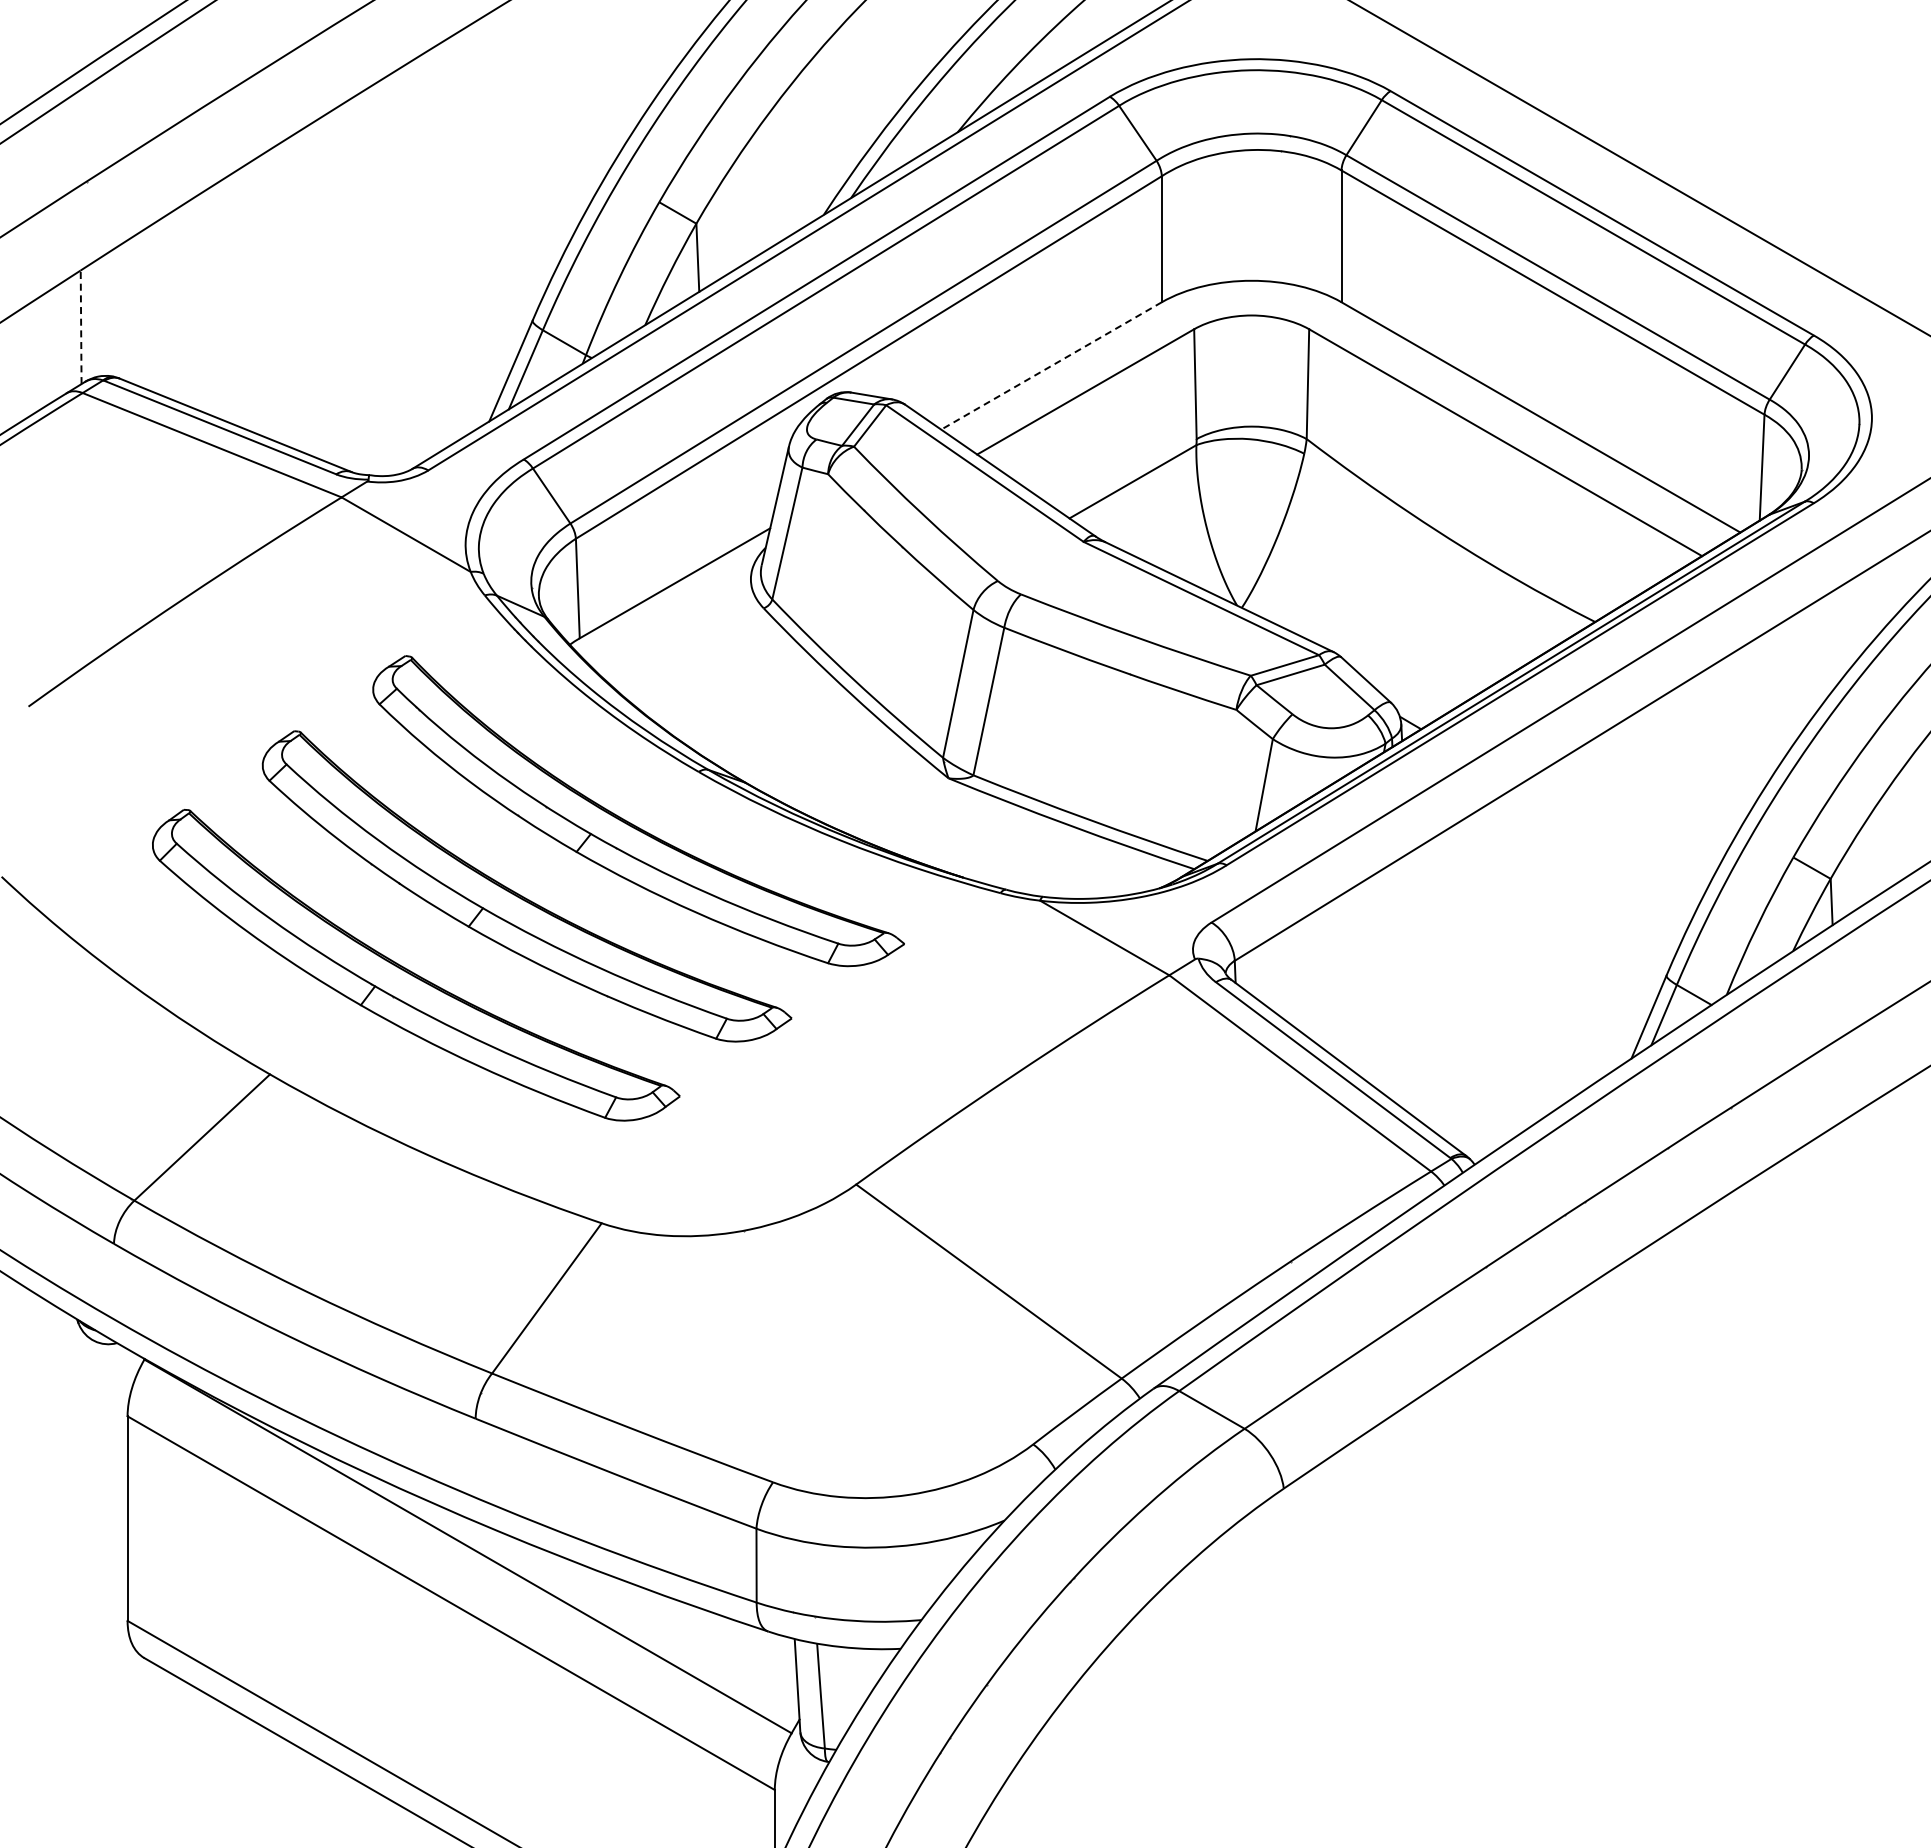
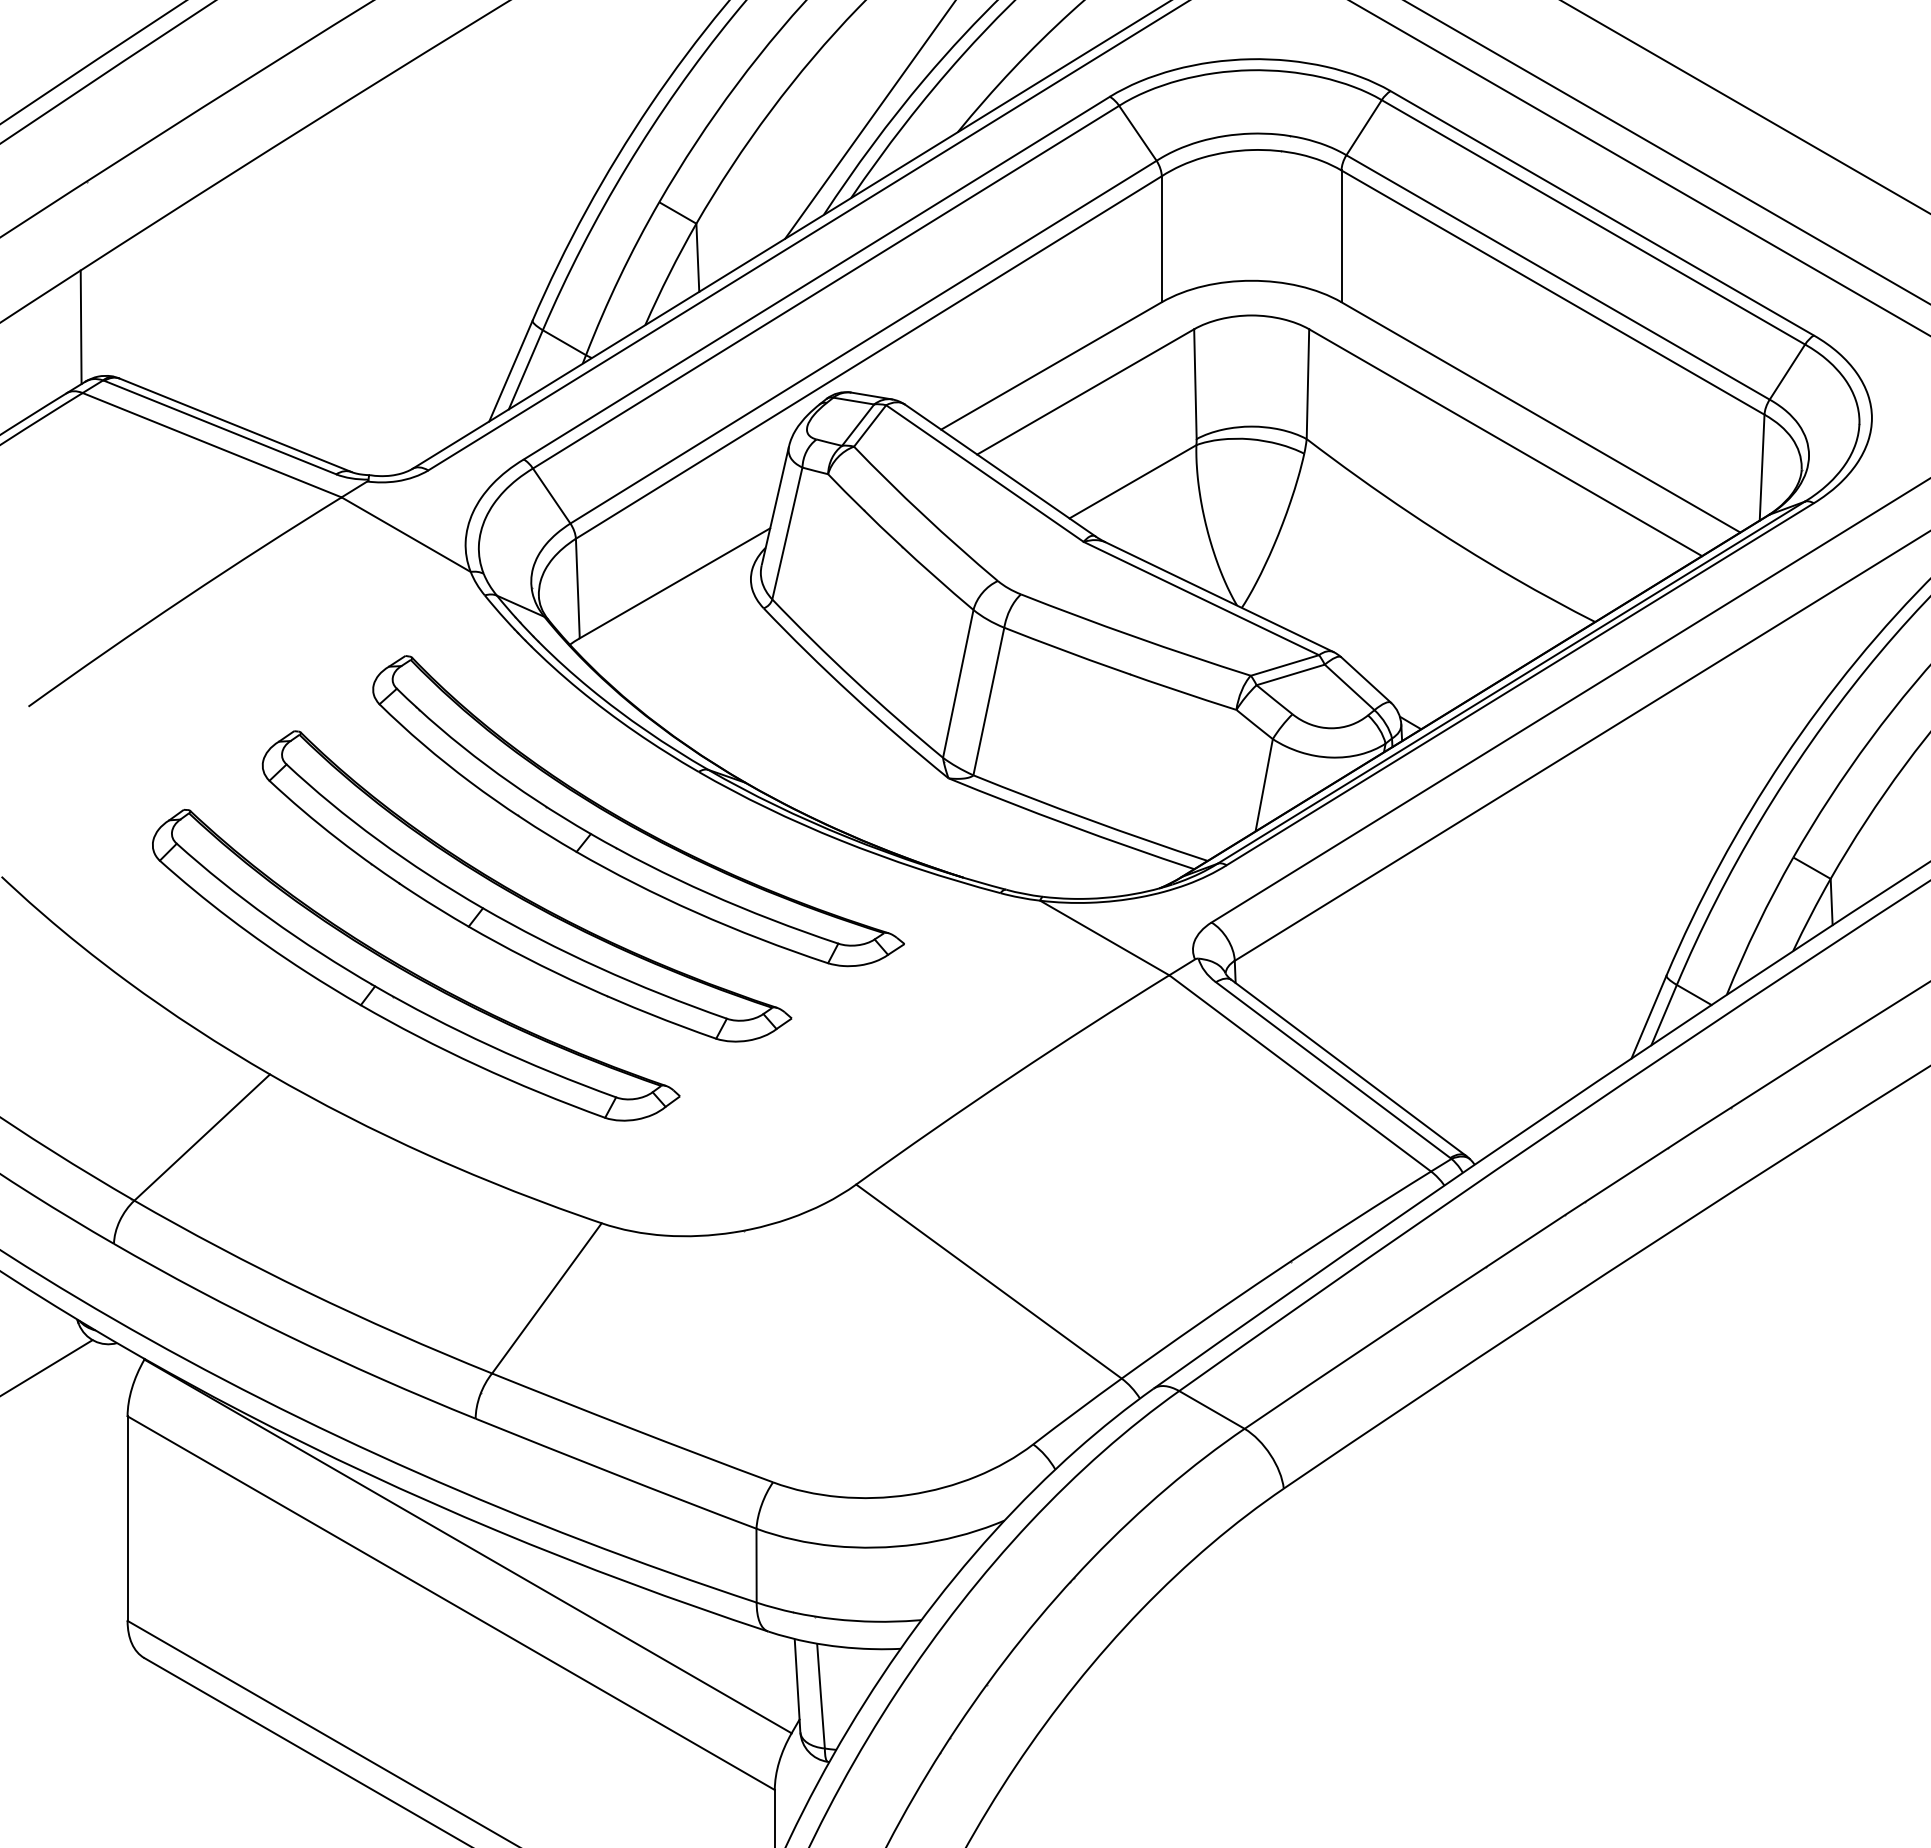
line: none -> present (1745, 107)
line: none -> present (869, 120)
line: none -> present (1666, 152)
line: dashed -> solid (81, 327)
line: dashed -> solid (1051, 366)
line: none -> present (47, 1367)
